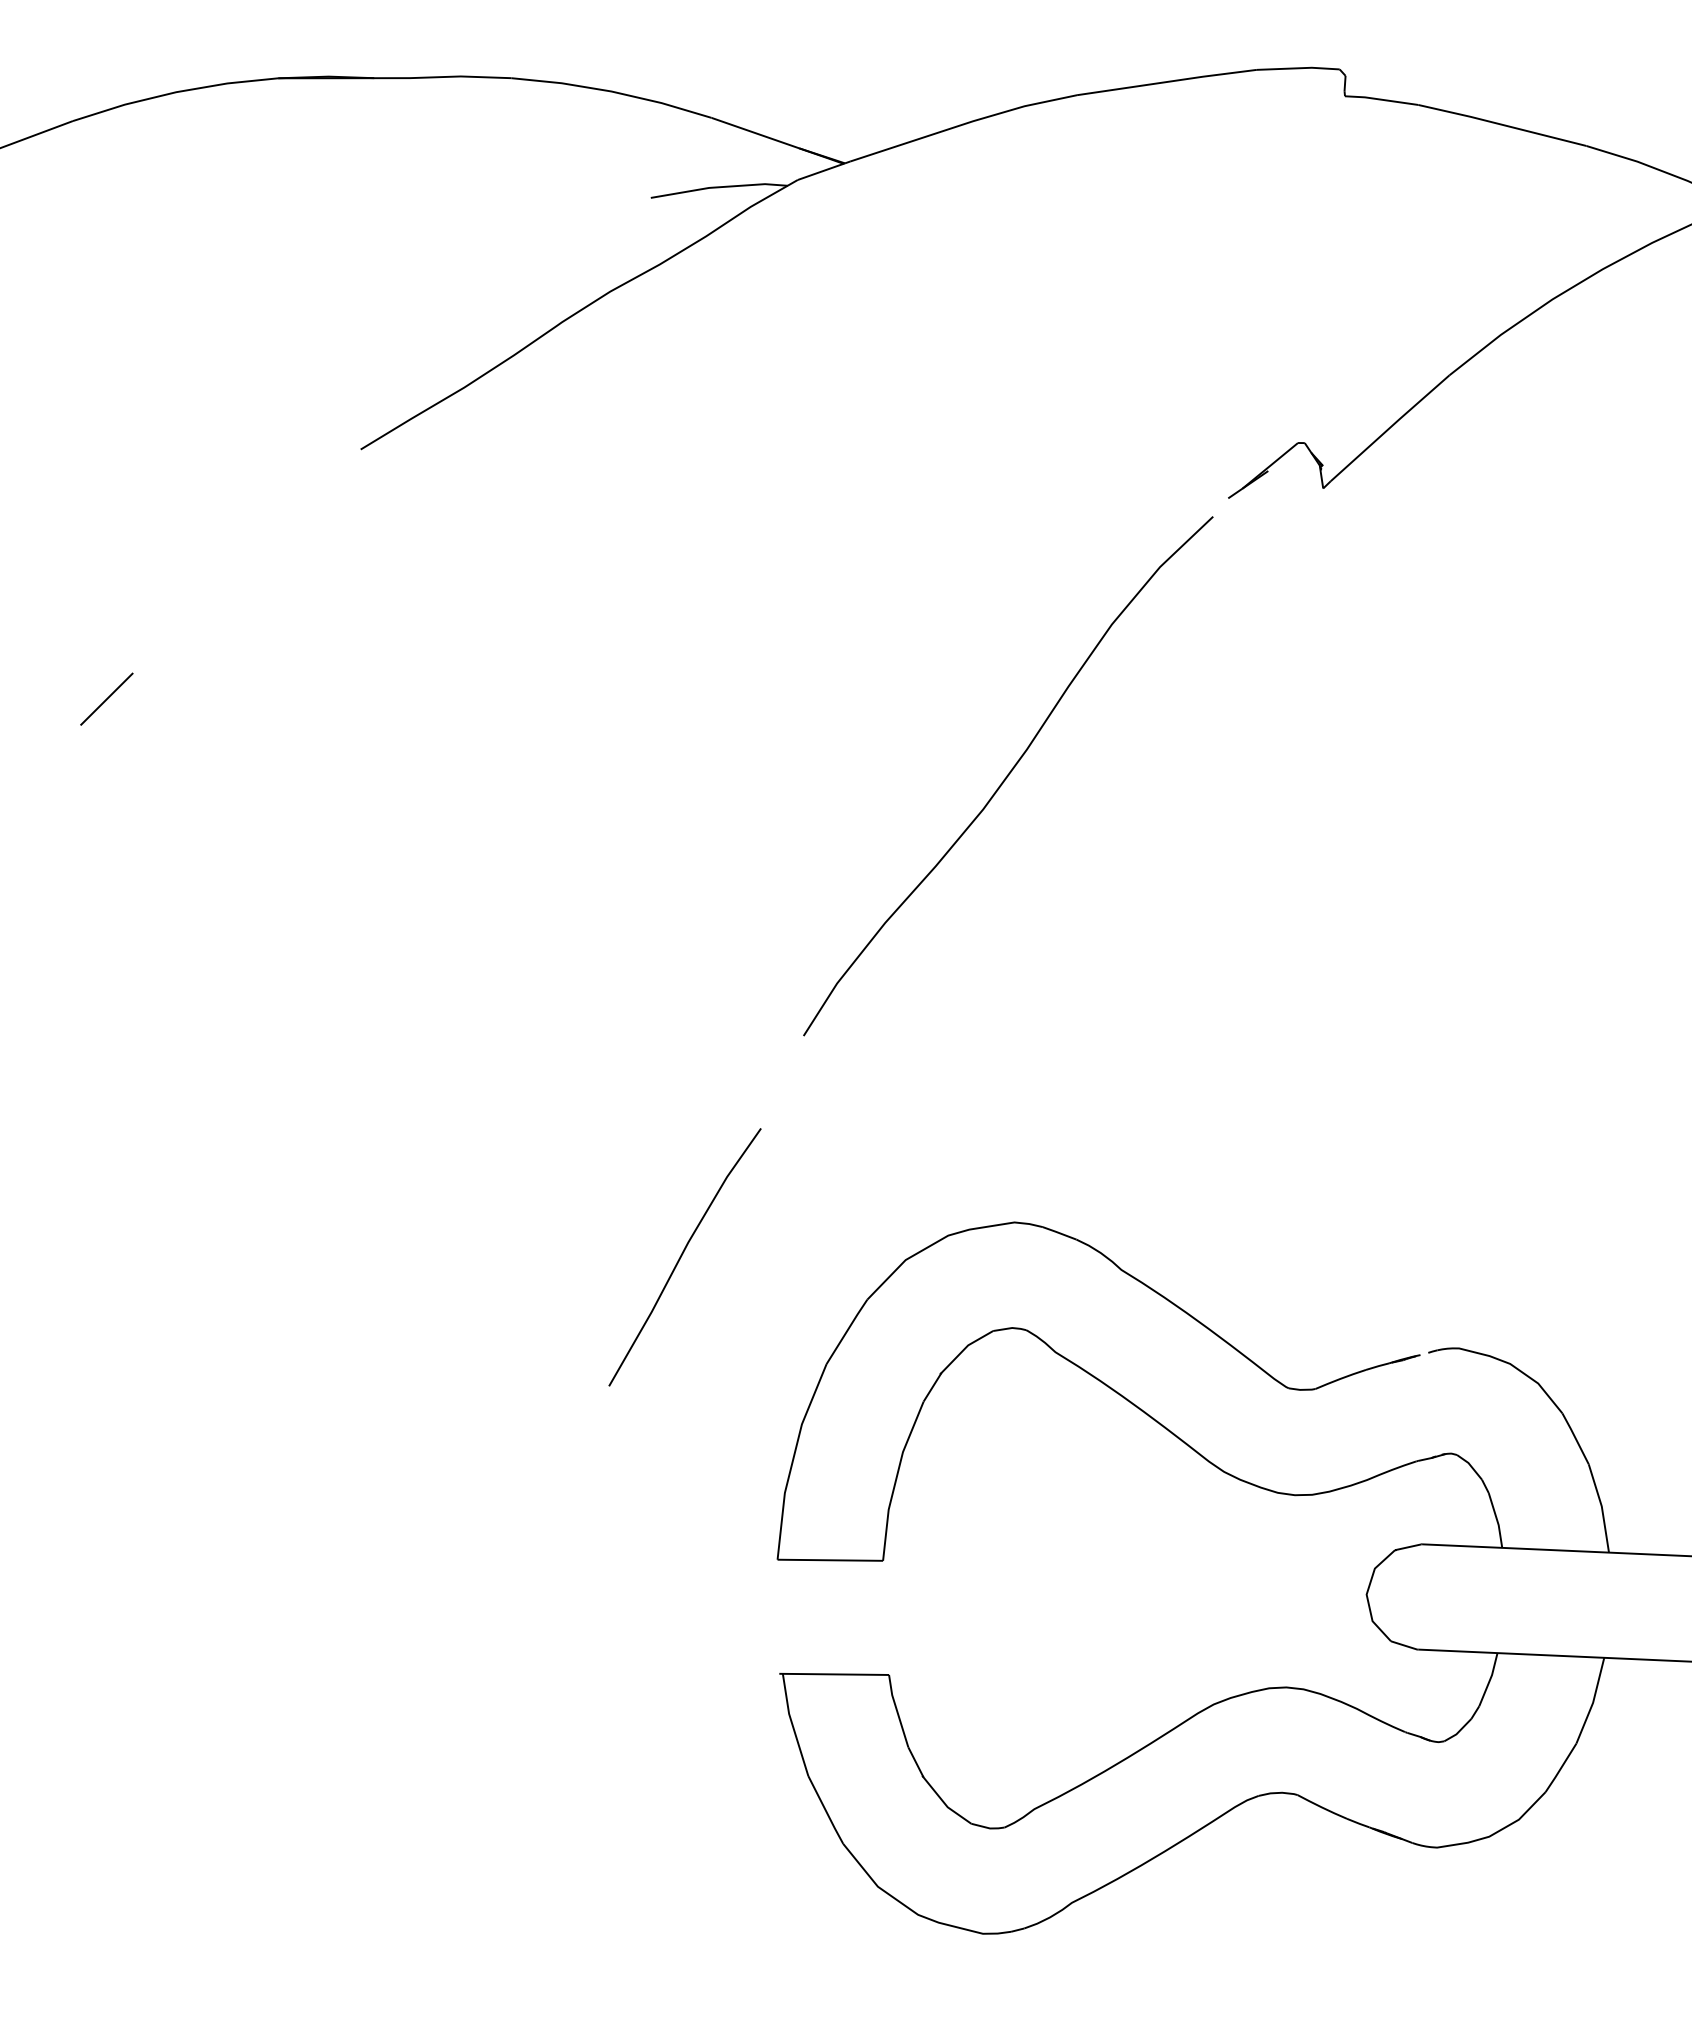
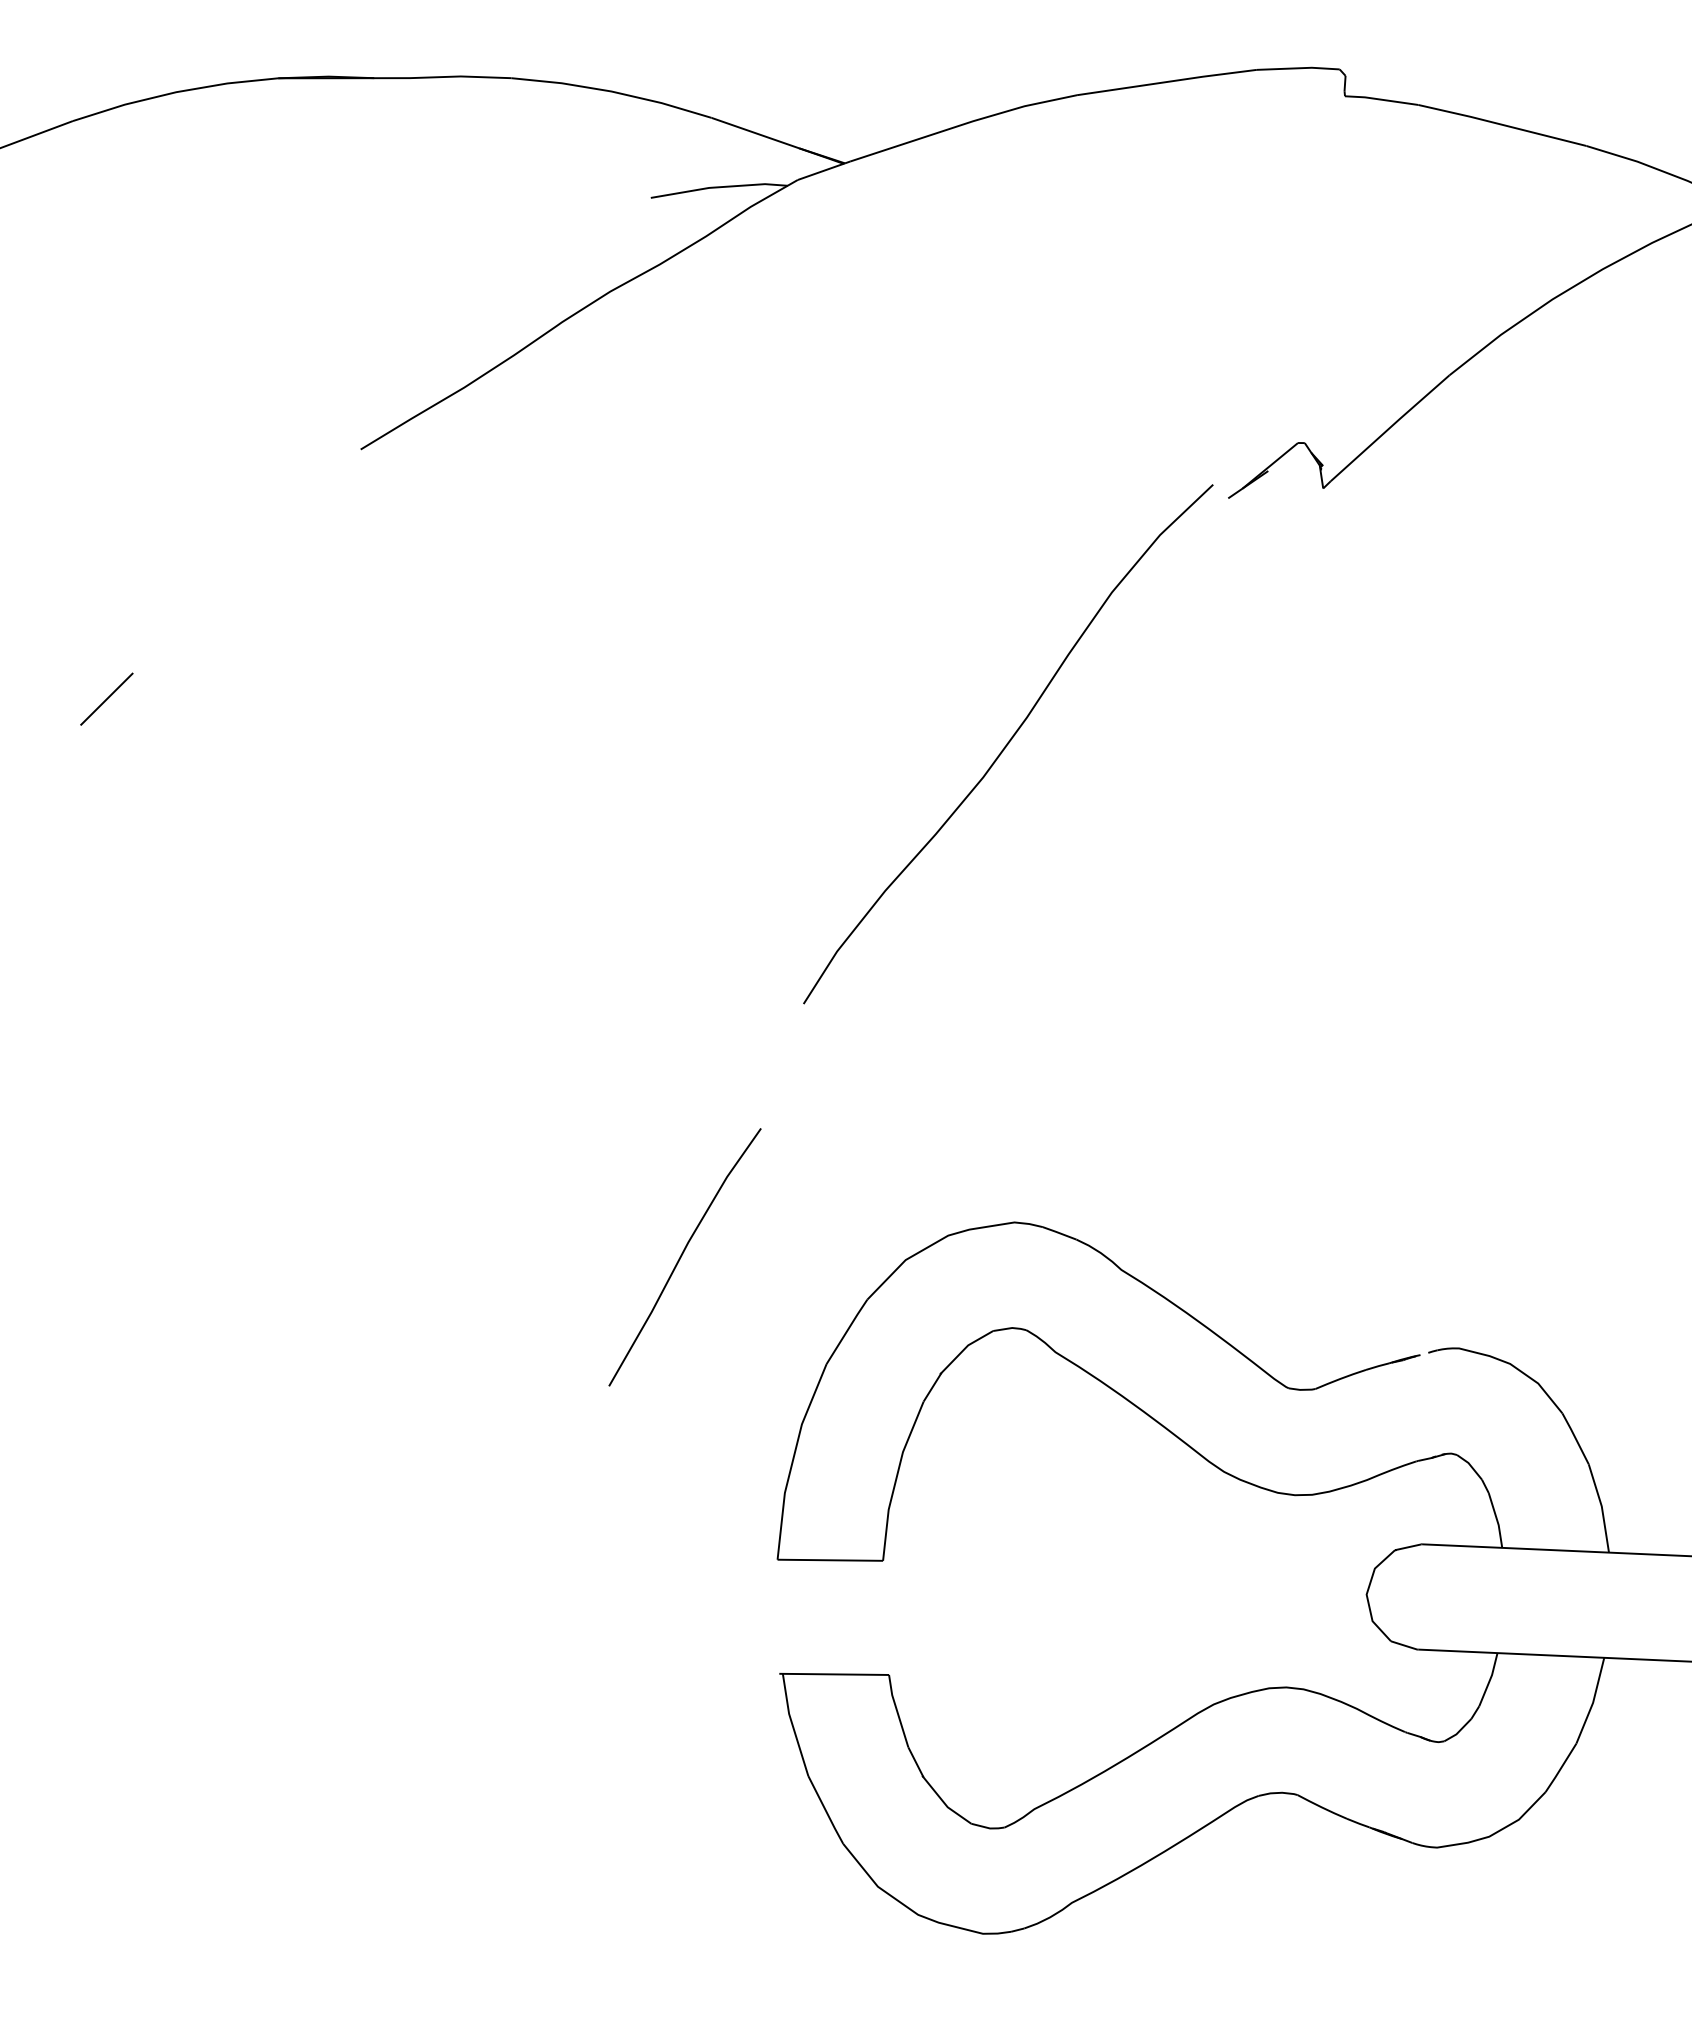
curve position: (1008, 776) -> (1008, 744) (1008, 744)
